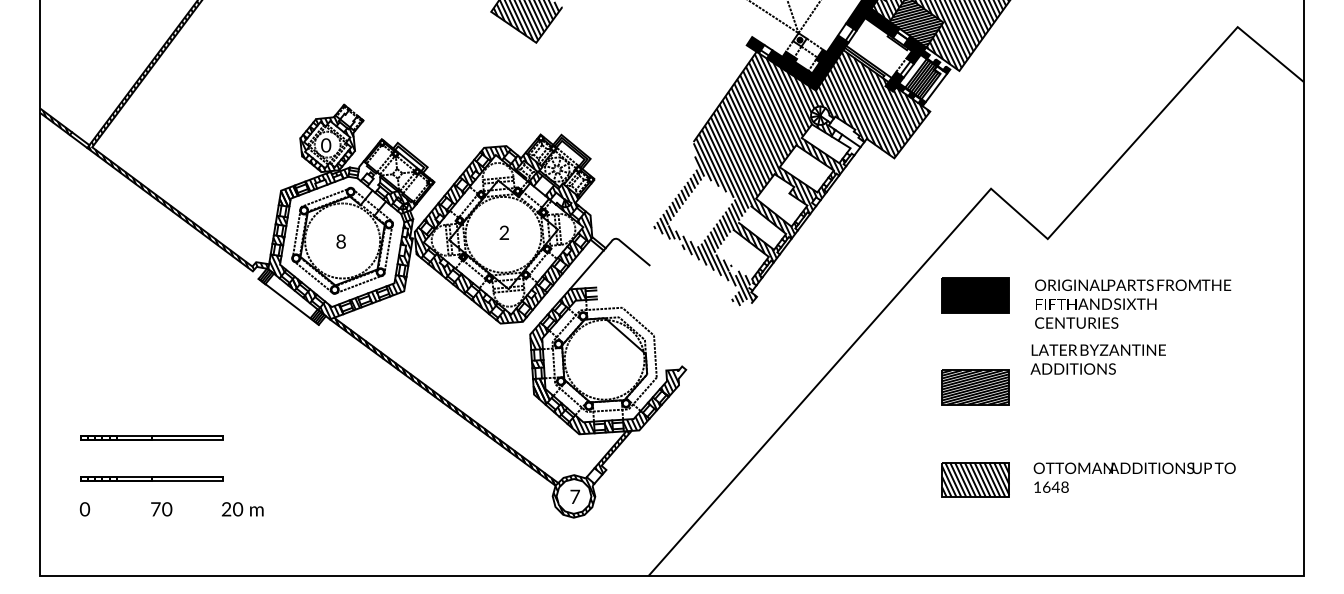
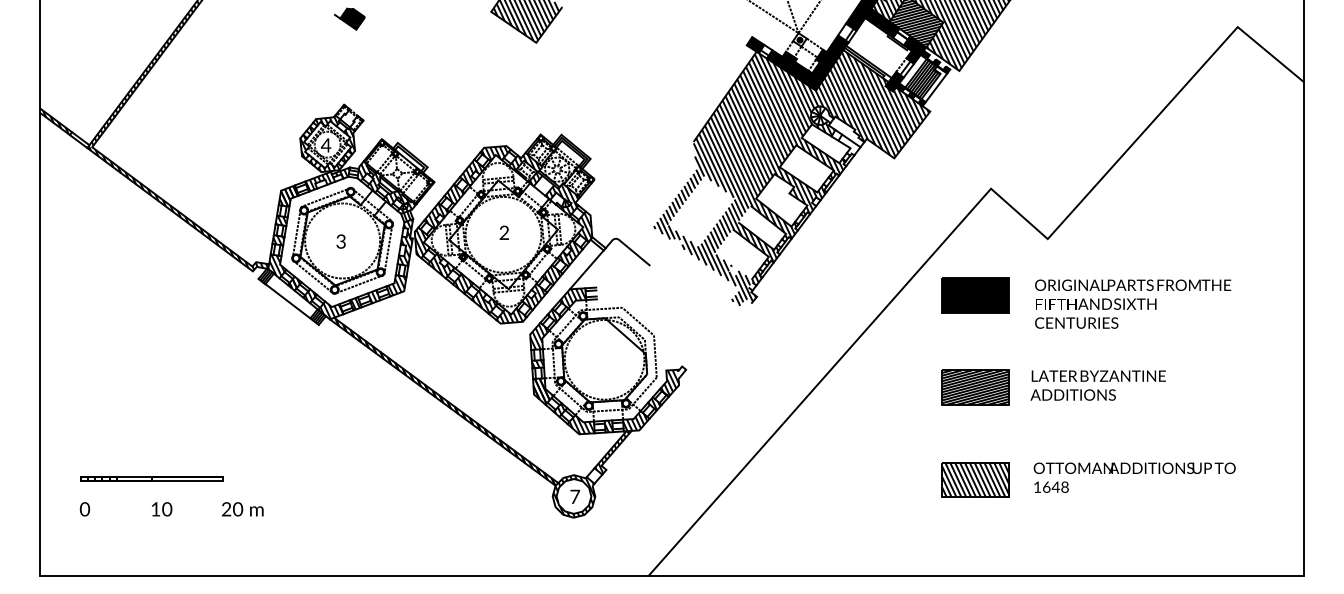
part: none -> present (349, 18)
text: 0 -> 4 (325, 145)
hatch: none -> present (369, 176)
text: 8 -> 3 (340, 241)
text position: (1097, 359) -> (1097, 385) (1097, 385)
part: present -> none (151, 437)
text: 70 -> 10 (155, 509)
